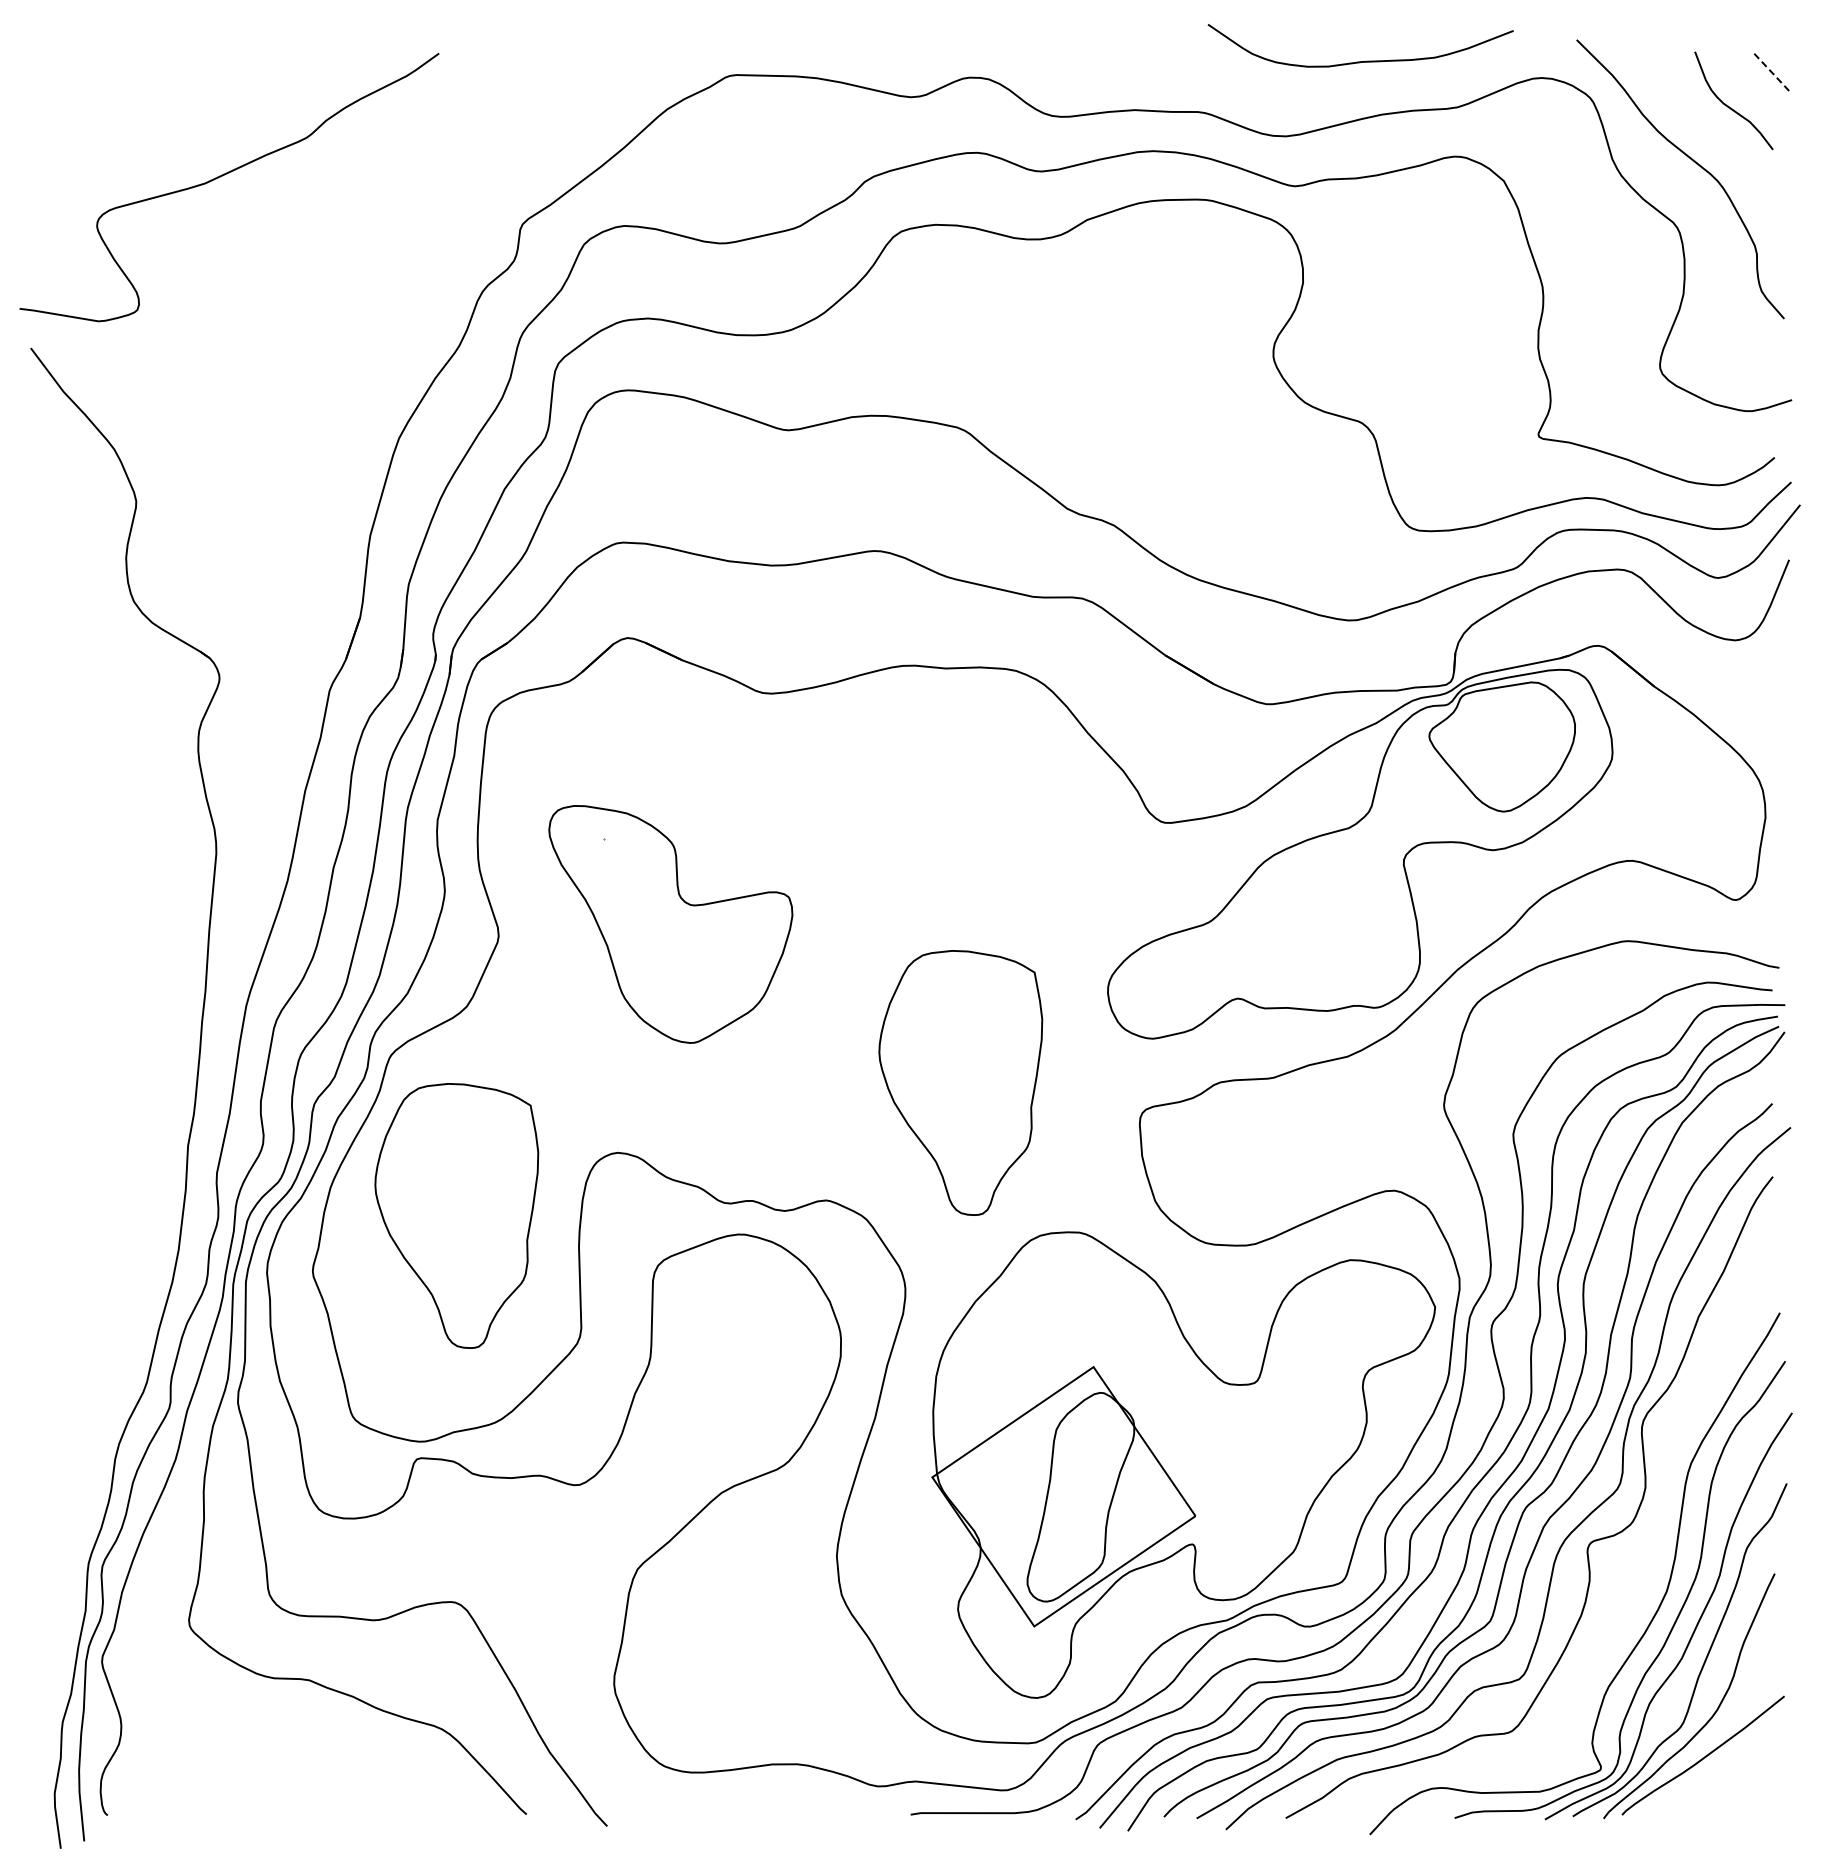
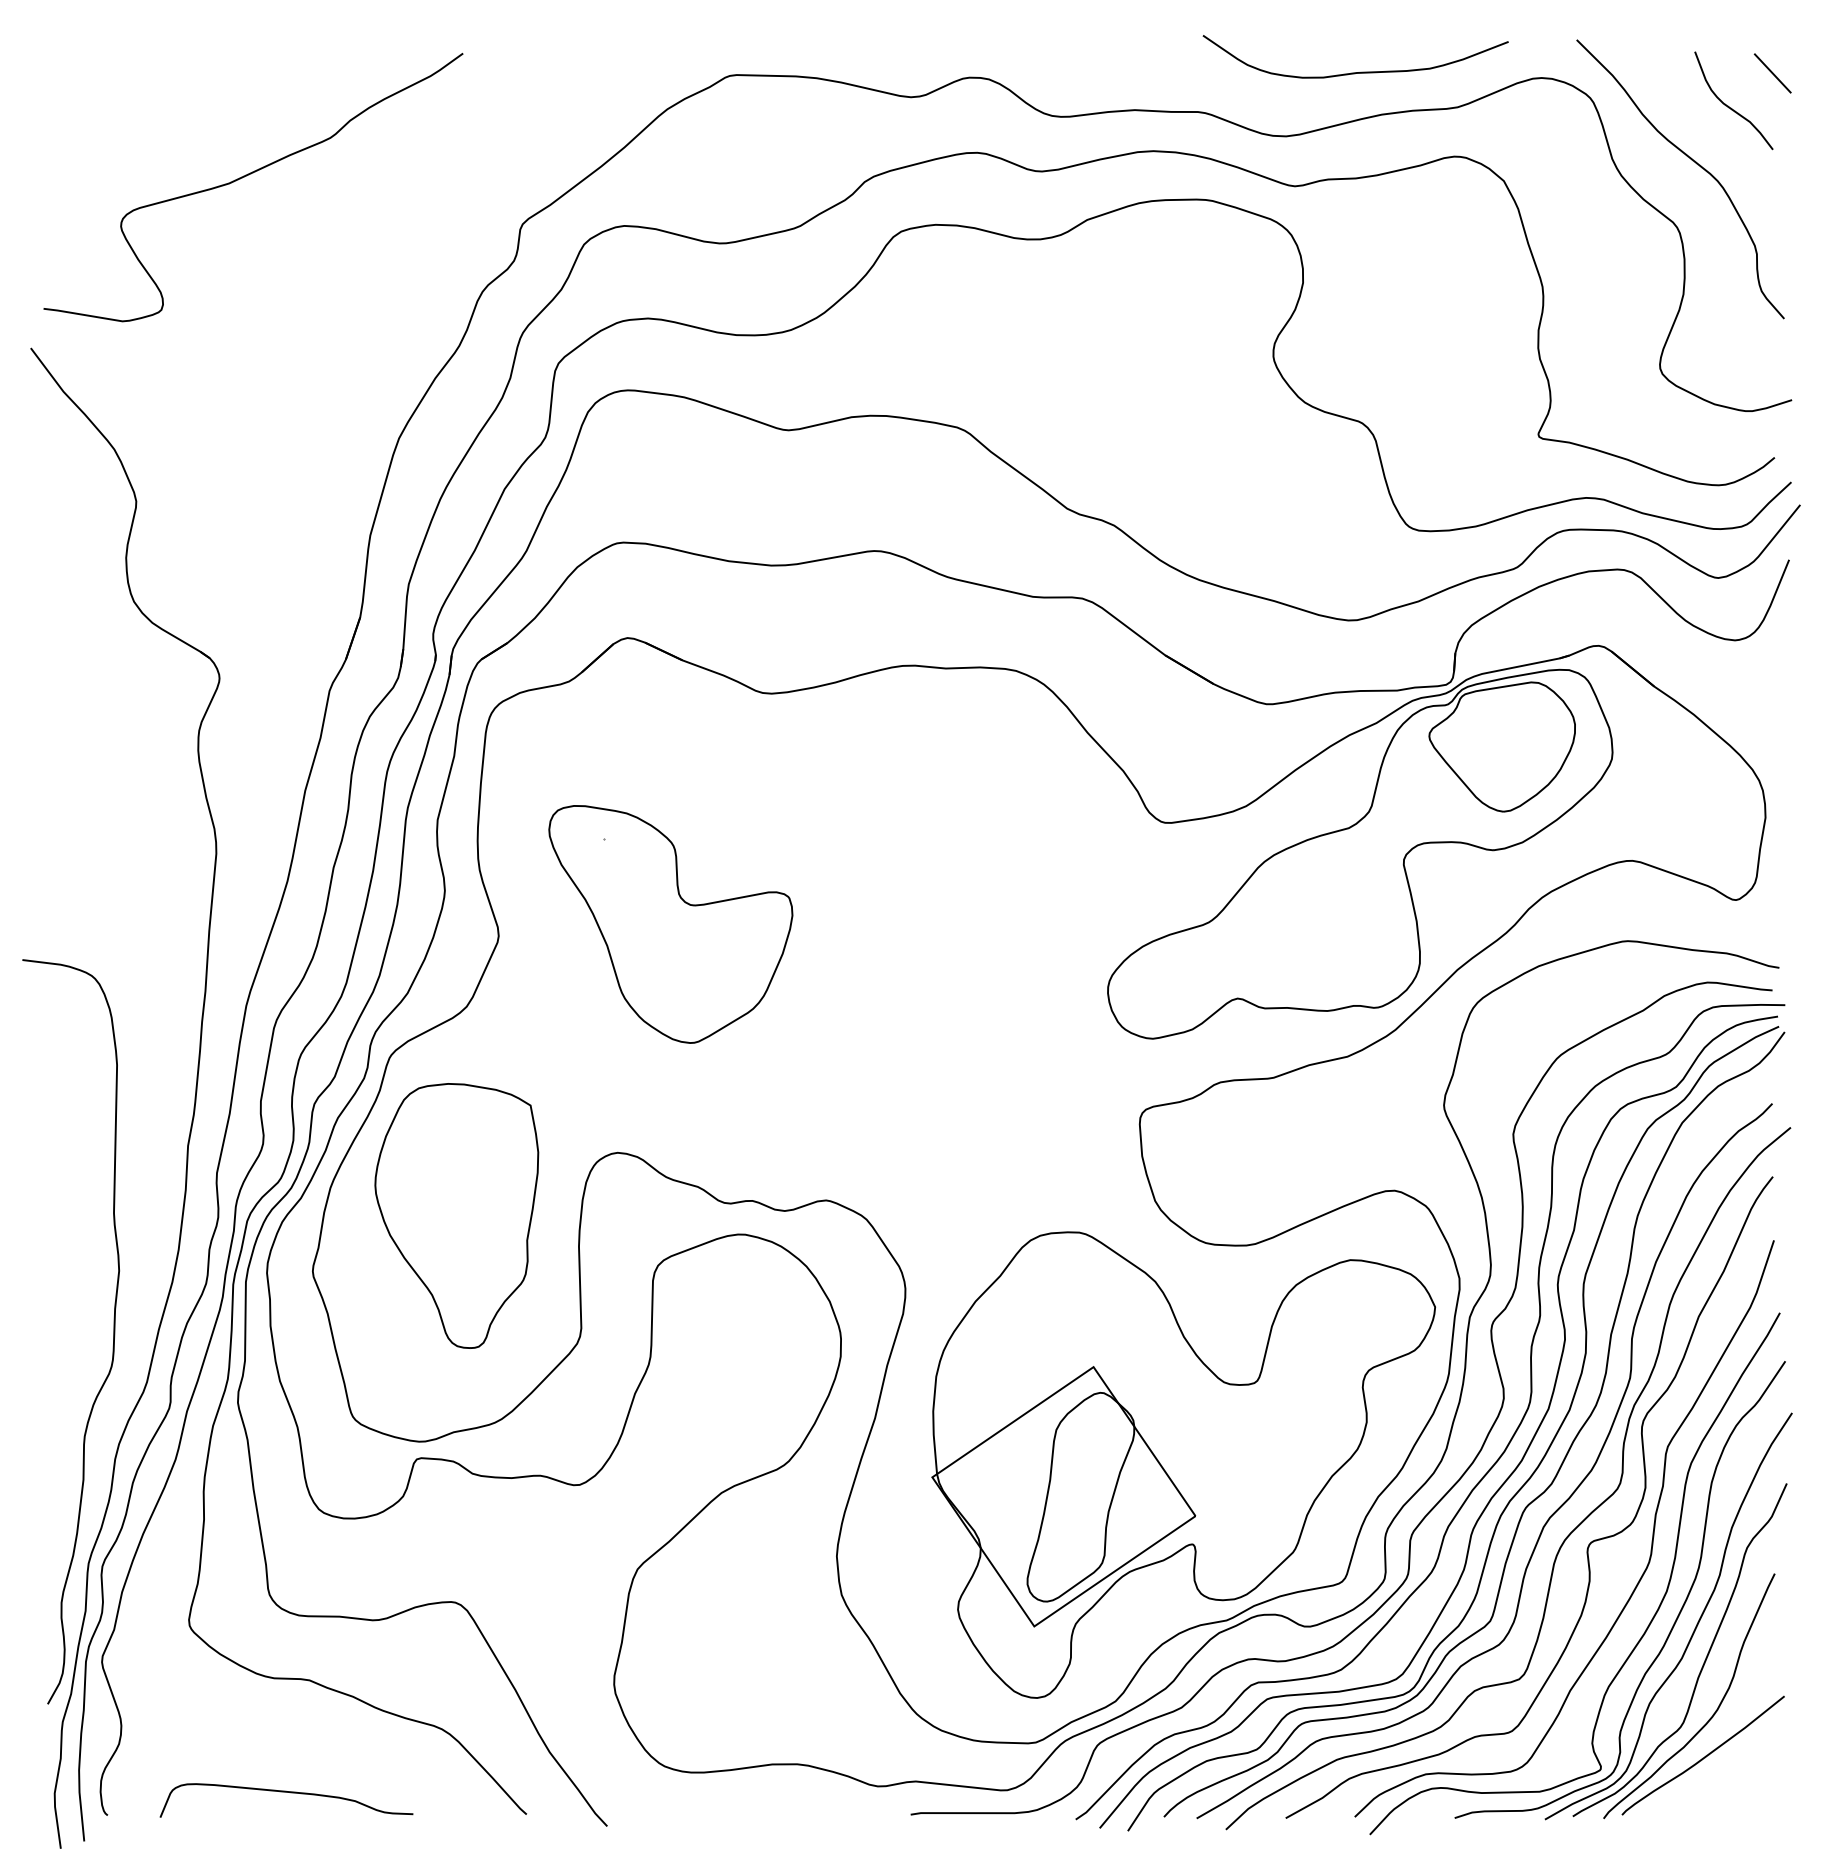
curve position: (1365, 60) -> (1360, 71) (1360, 71)
line: dashed -> solid (1773, 73)
curve position: (224, 175) -> (248, 175) (248, 175)
part: present -> none (960, 1082)
curve: none -> present (113, 1331)
curve: none -> present (1651, 1540)
curve: none -> present (286, 1792)
